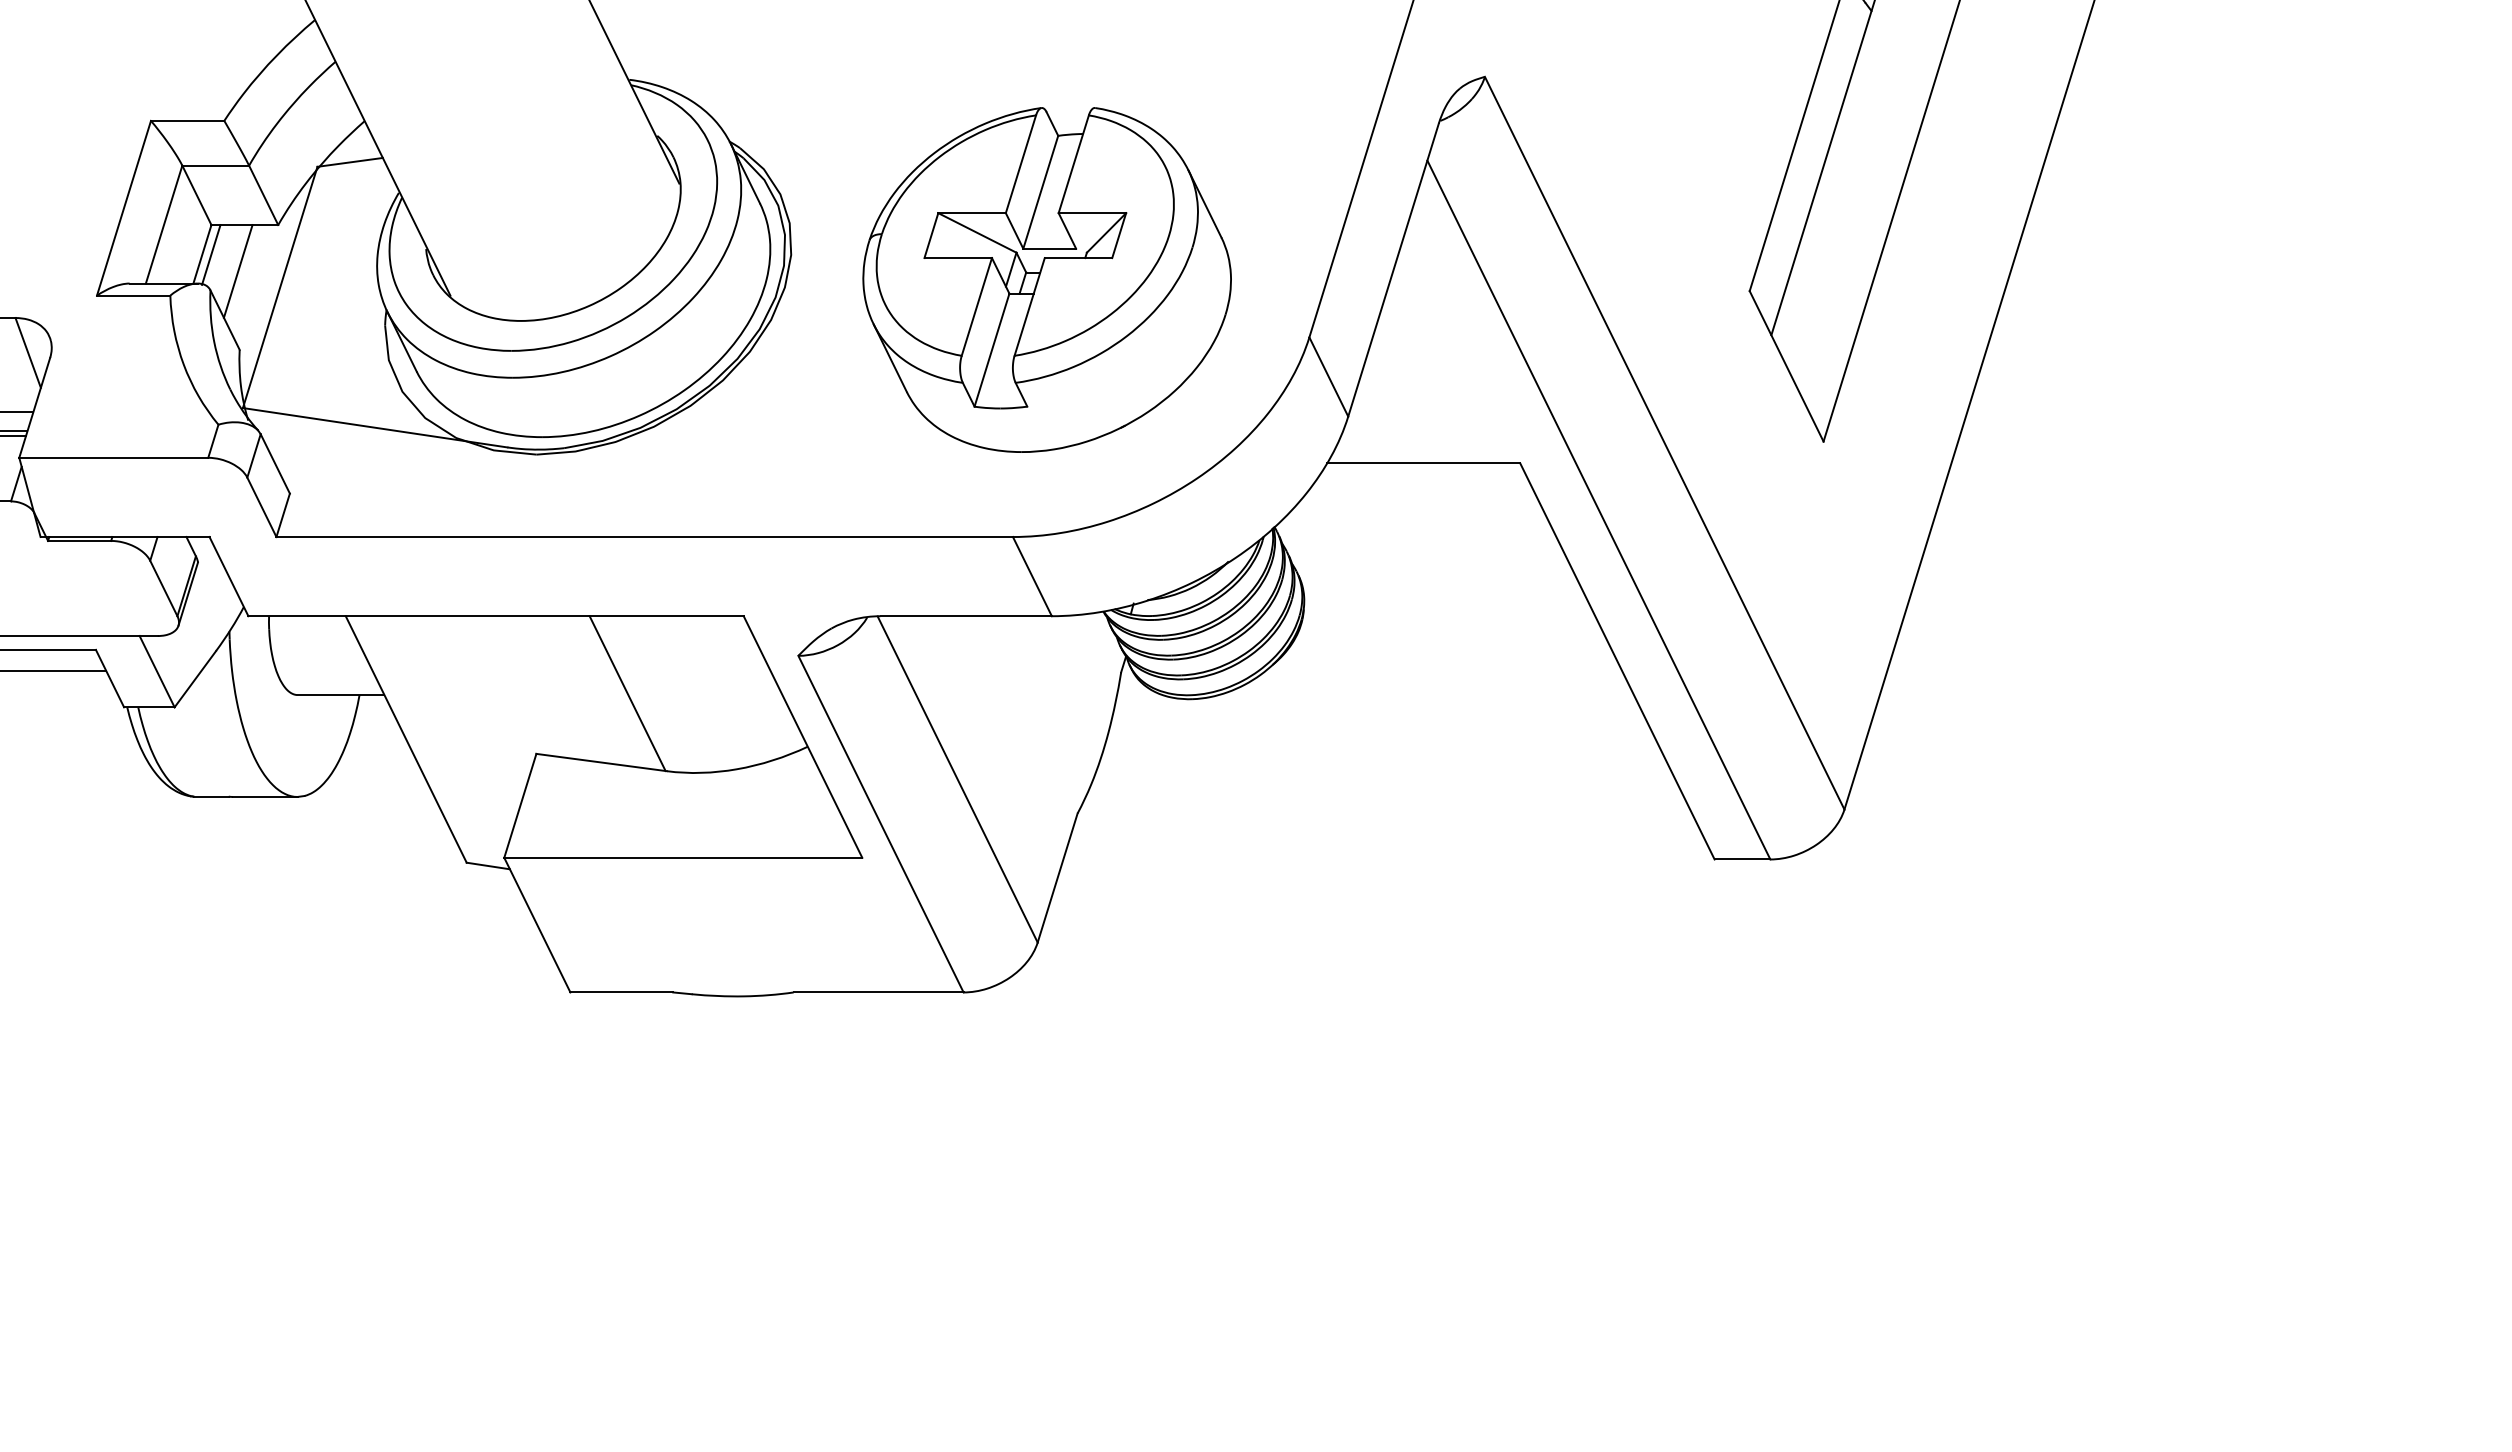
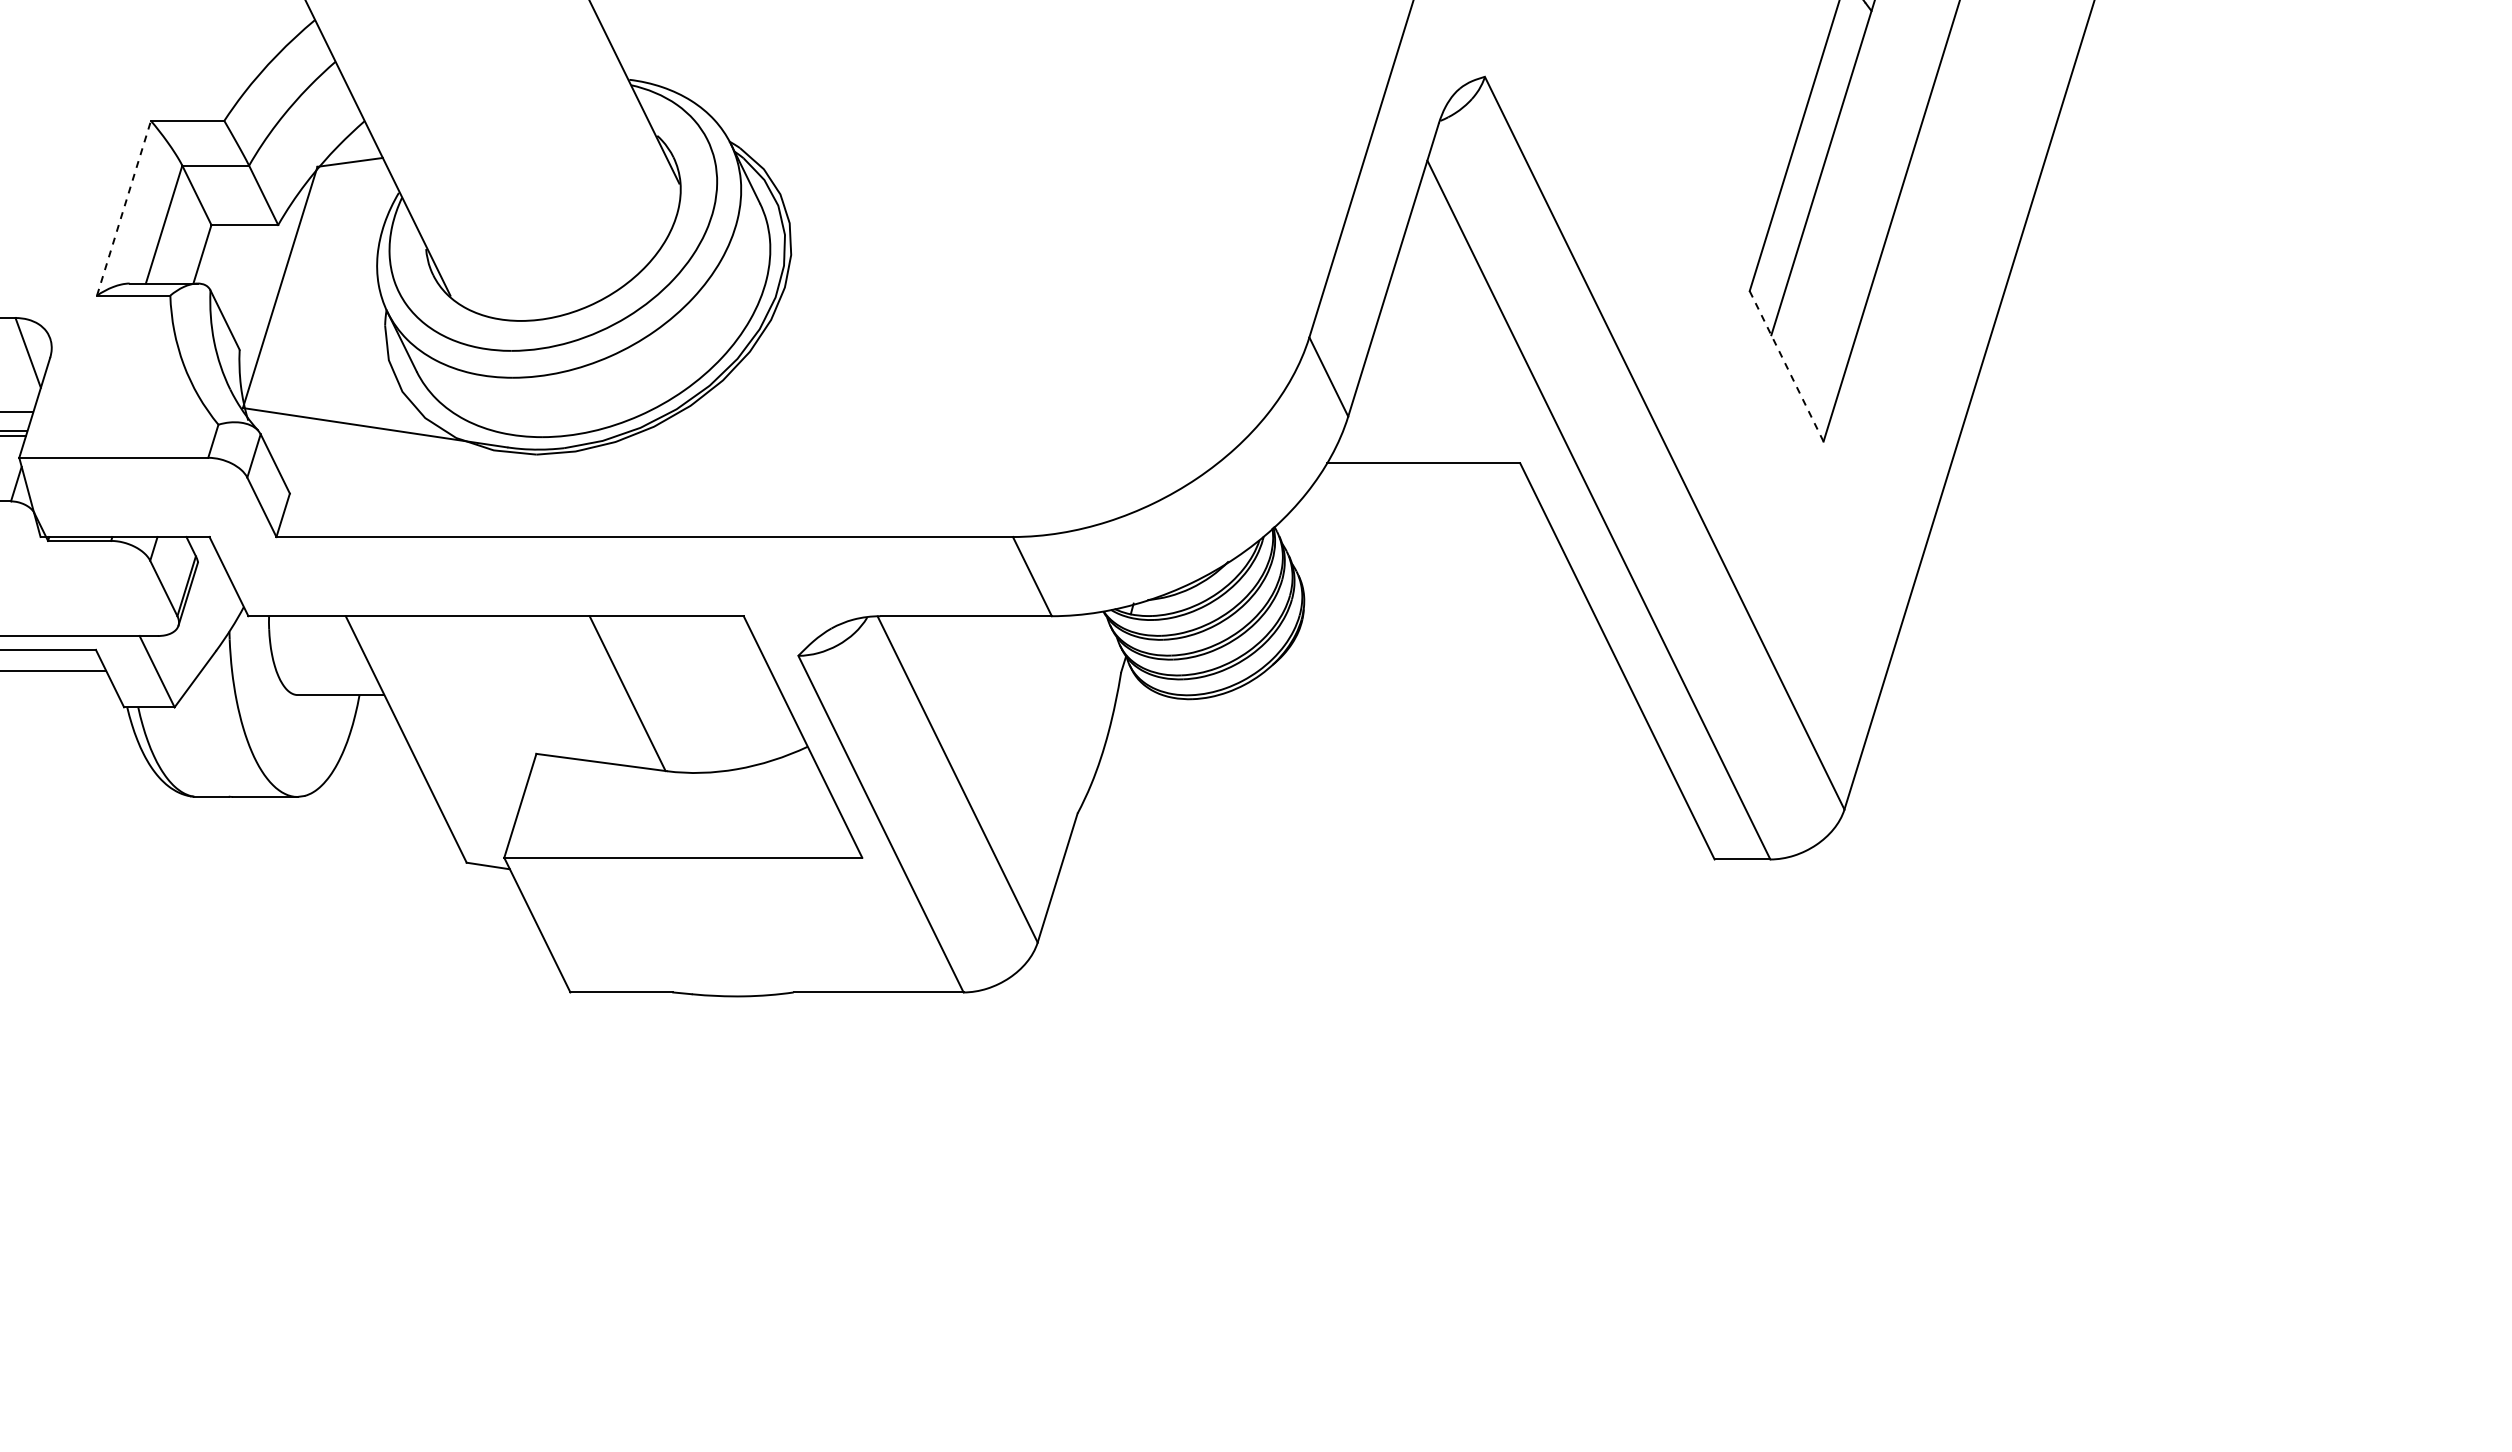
line: solid -> dashed (124, 207)
line: present -> none (211, 254)
line: present -> none (237, 271)
part: present -> none (1046, 279)
line: solid -> dashed (1786, 366)
